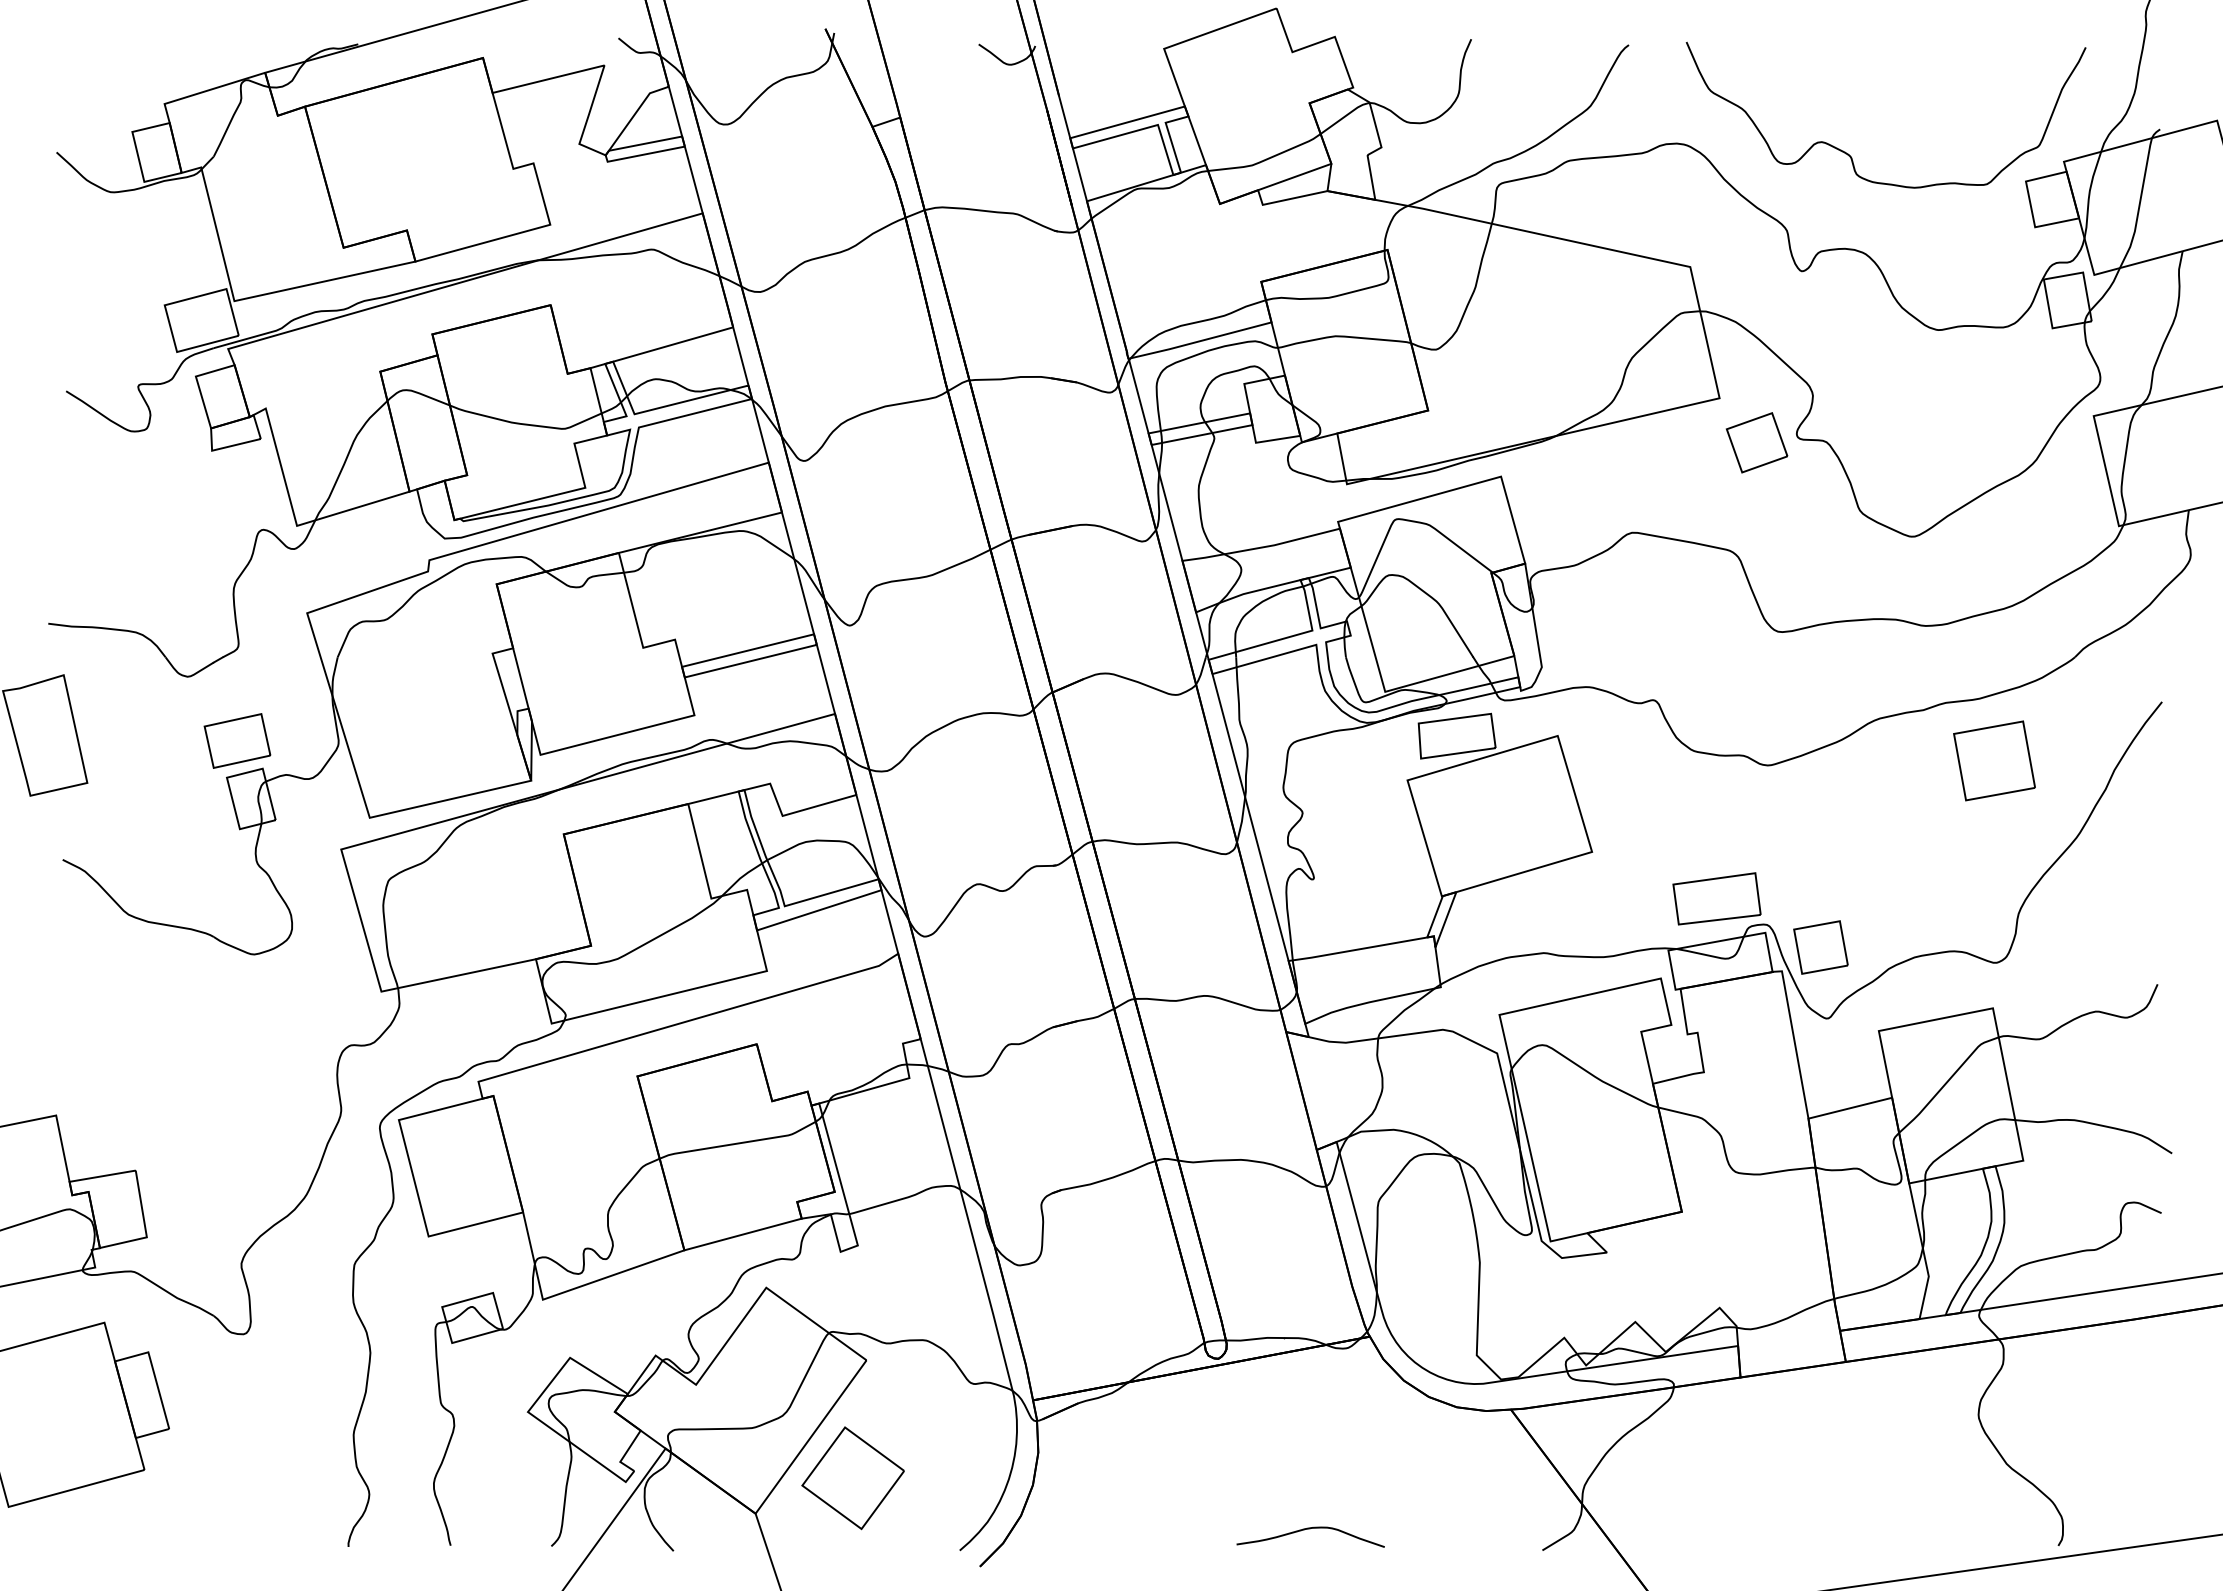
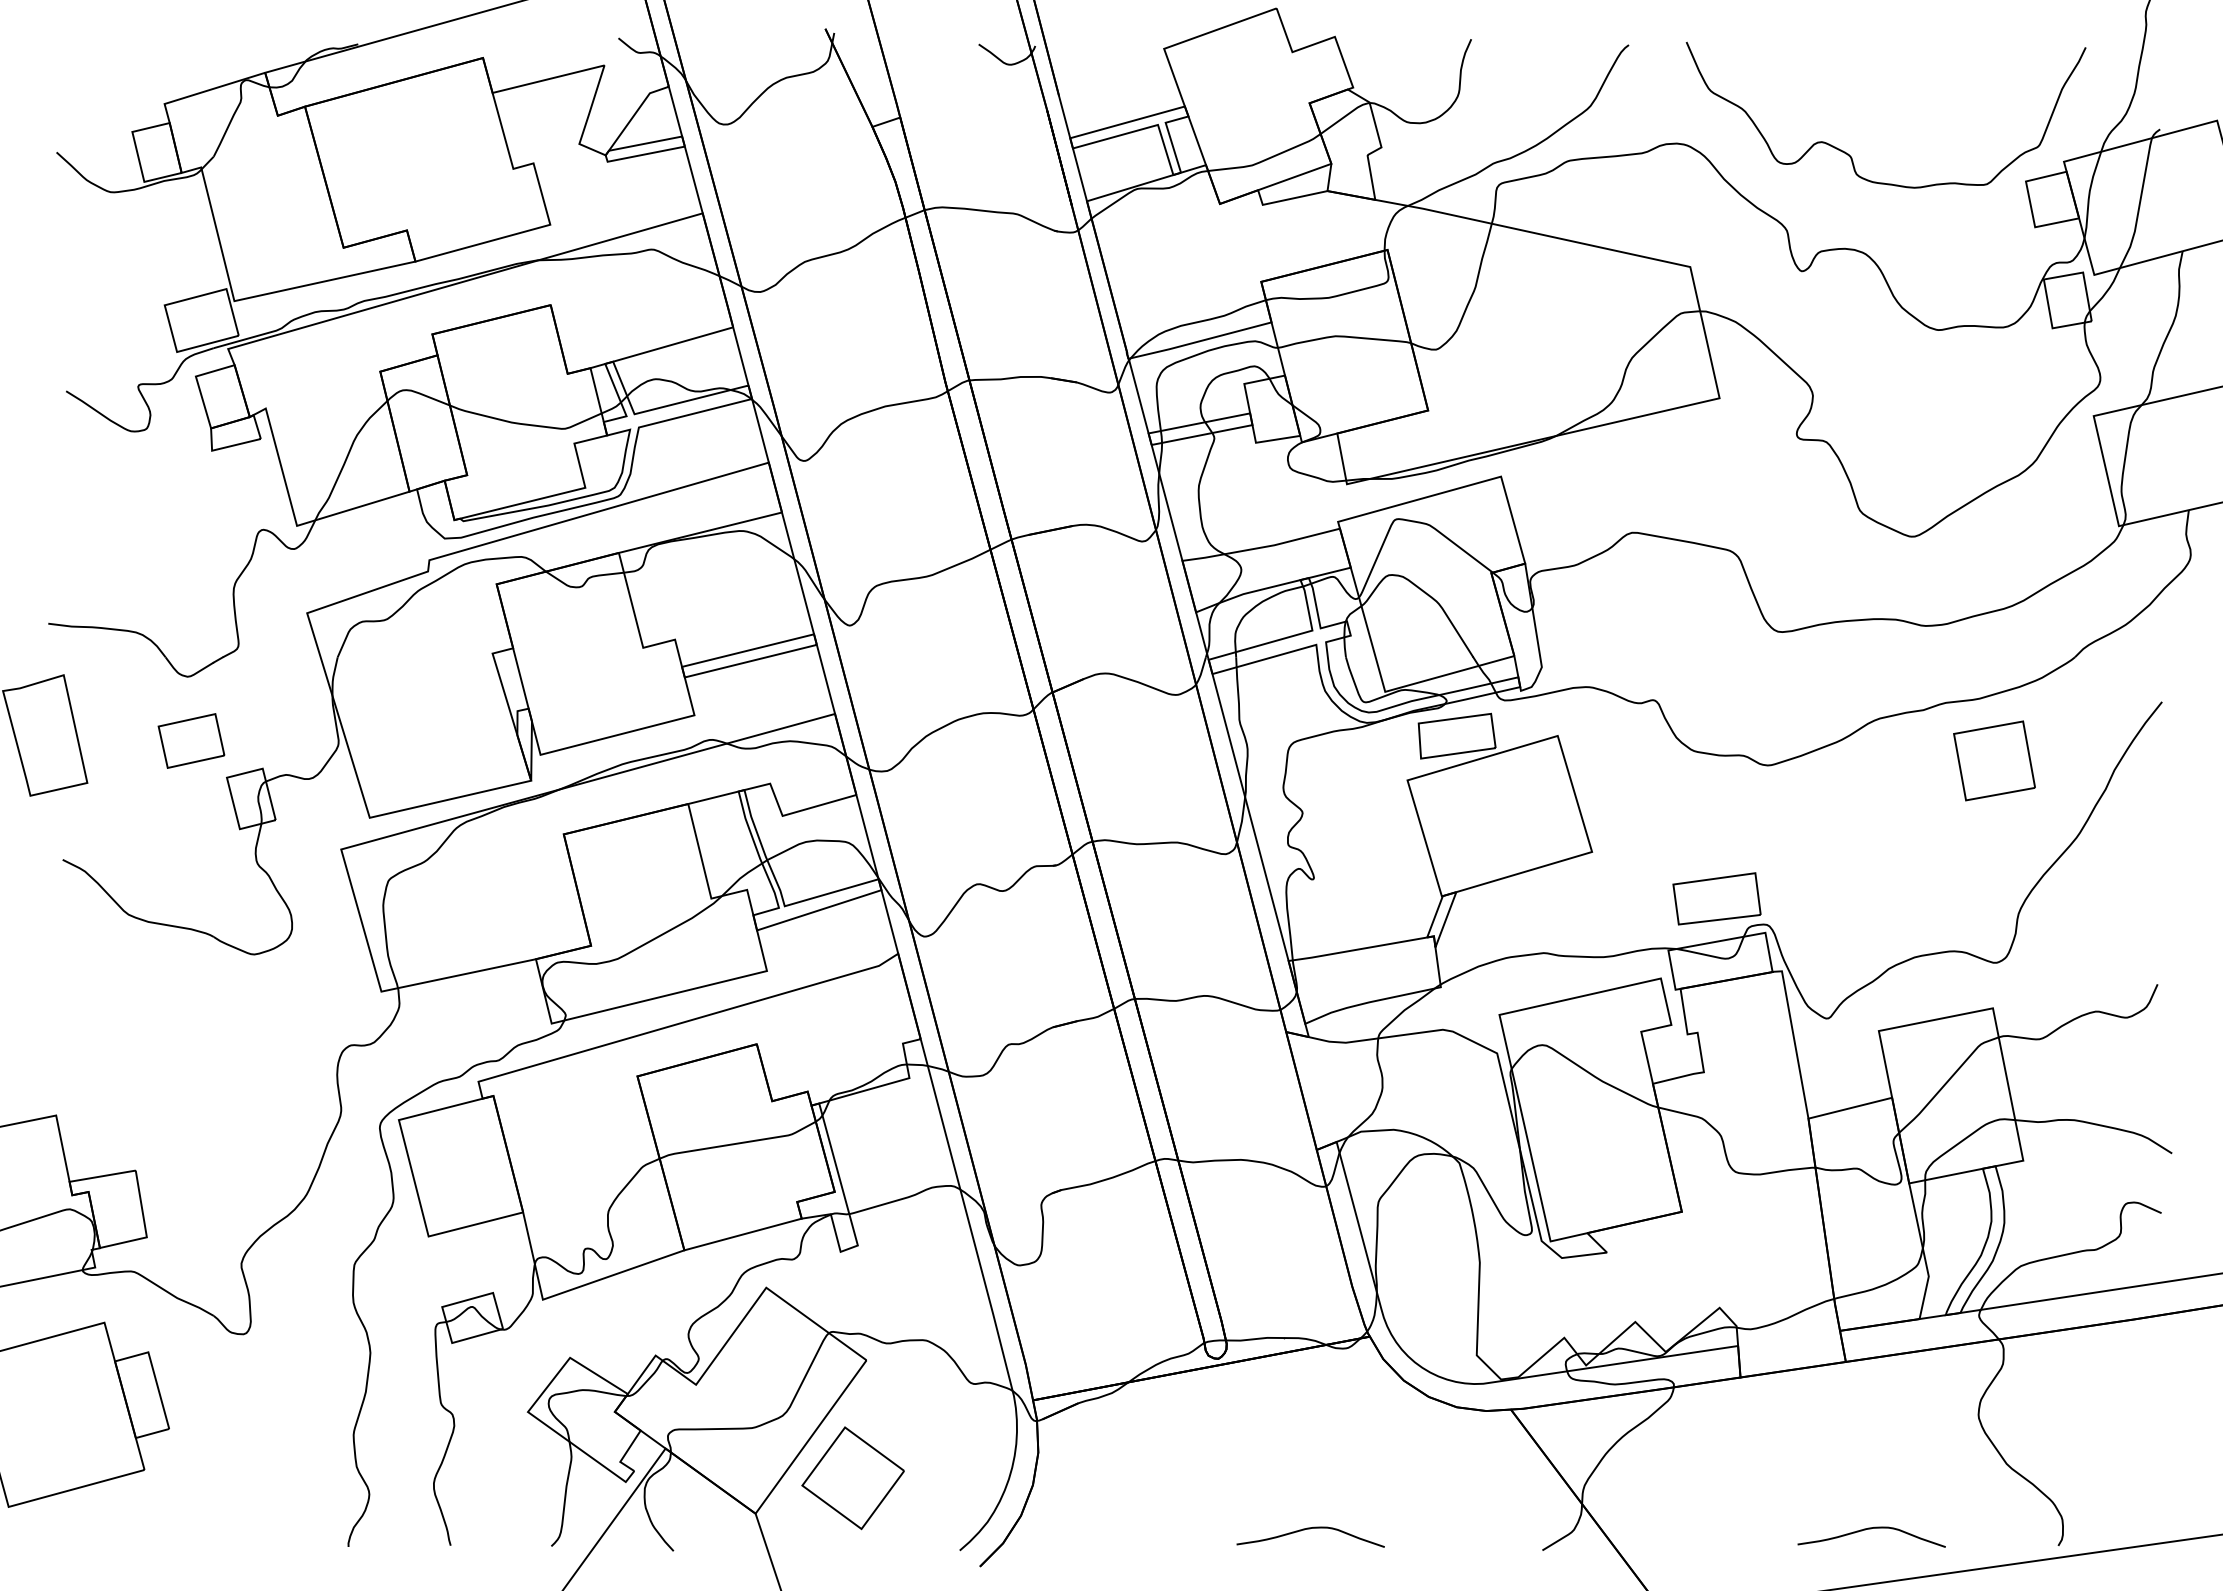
part: present -> none (1756, 442)
part position: (237, 740) -> (191, 740) (191, 740)
part: present -> none (1820, 947)
curve: none -> present (1871, 1529)
